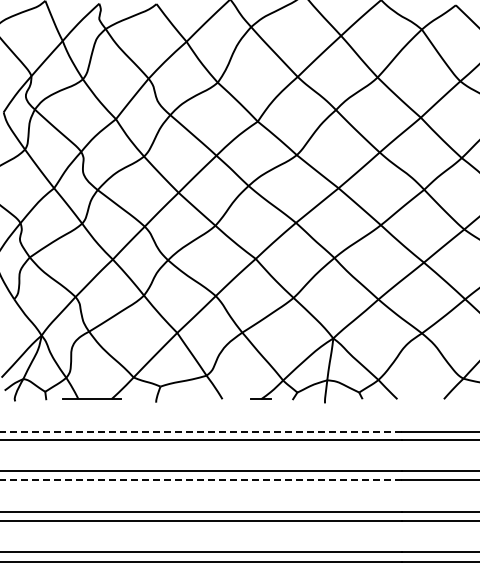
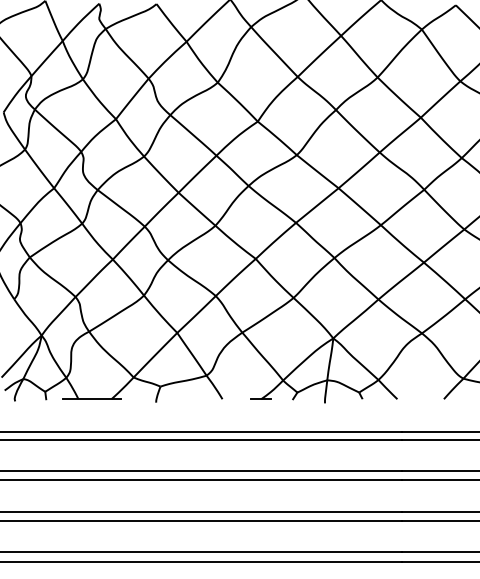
line: dashed -> solid (201, 431)
line: dashed -> solid (201, 480)
